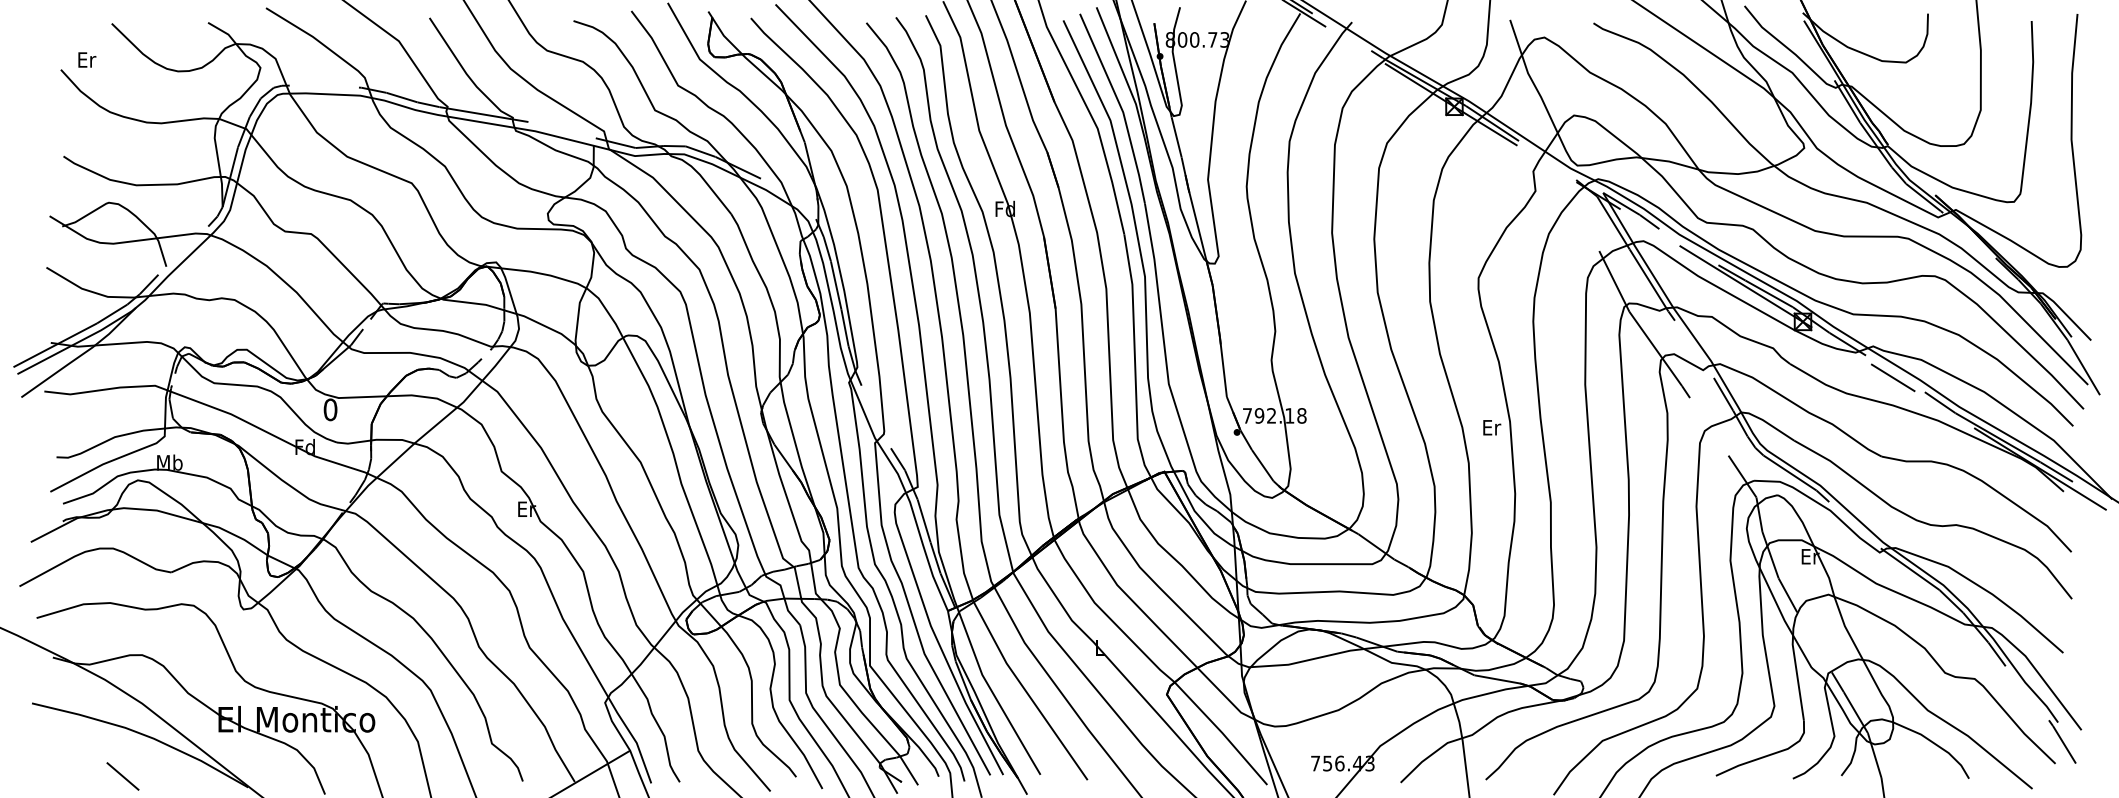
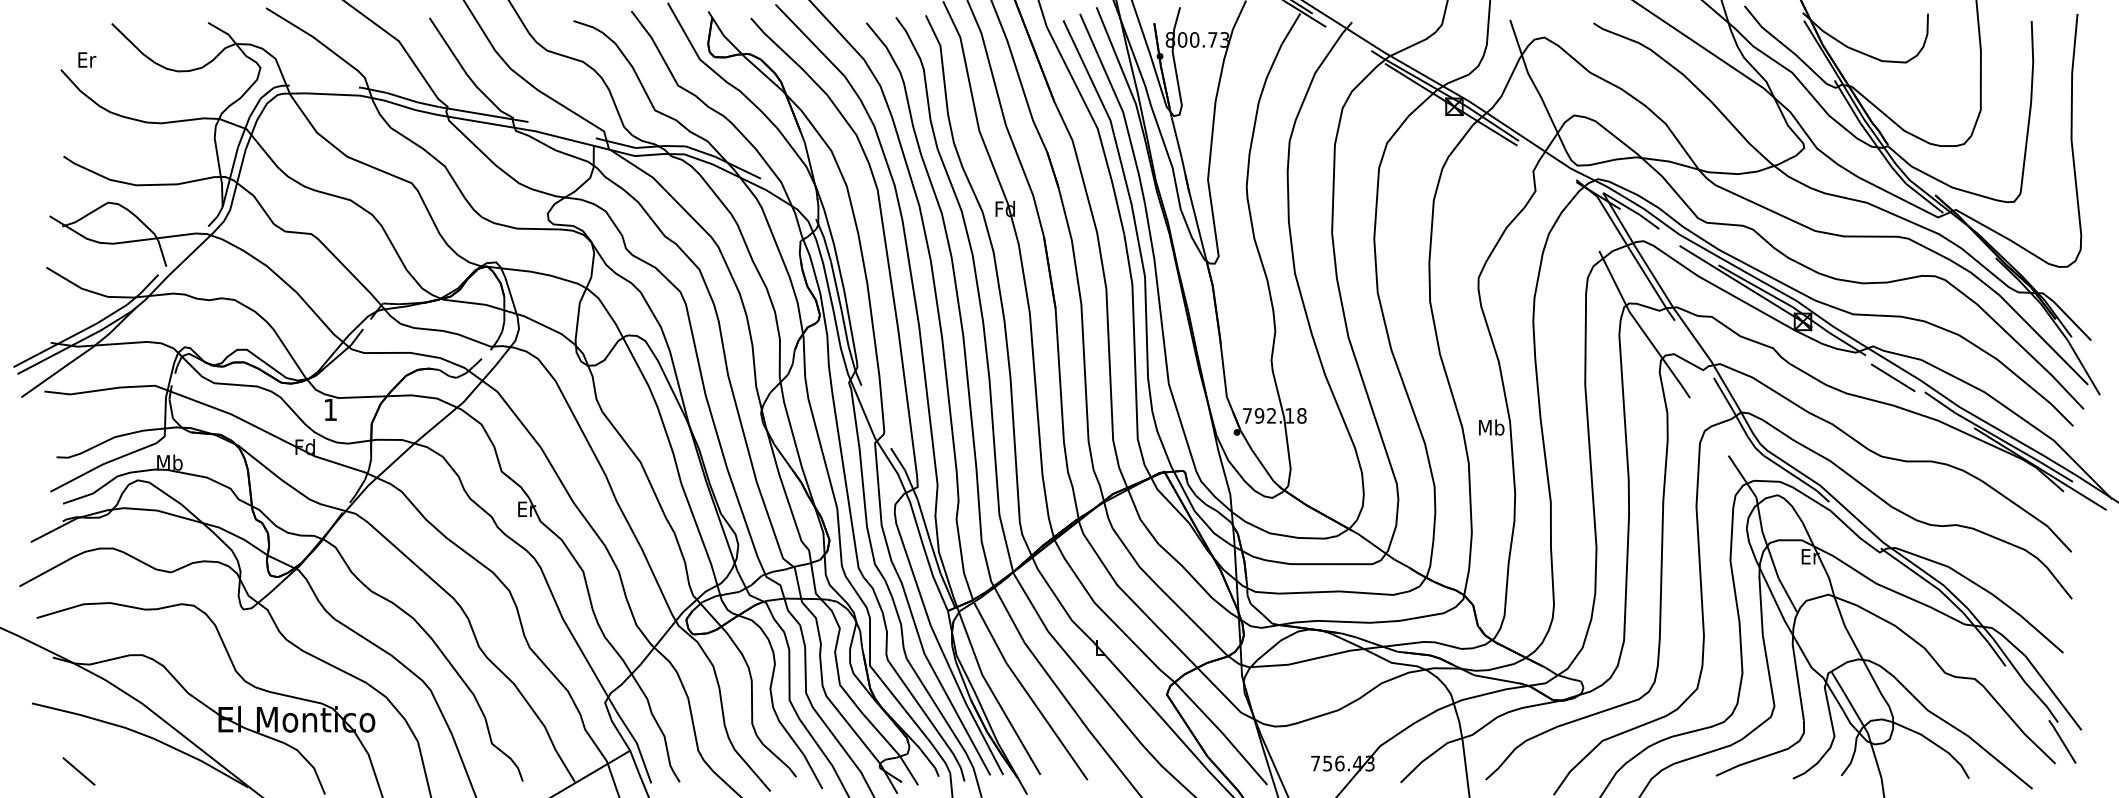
text: 0 -> 1 (330, 409)
text: Er -> Mb (1491, 427)
line position: (122, 776) -> (78, 771) (78, 771)
